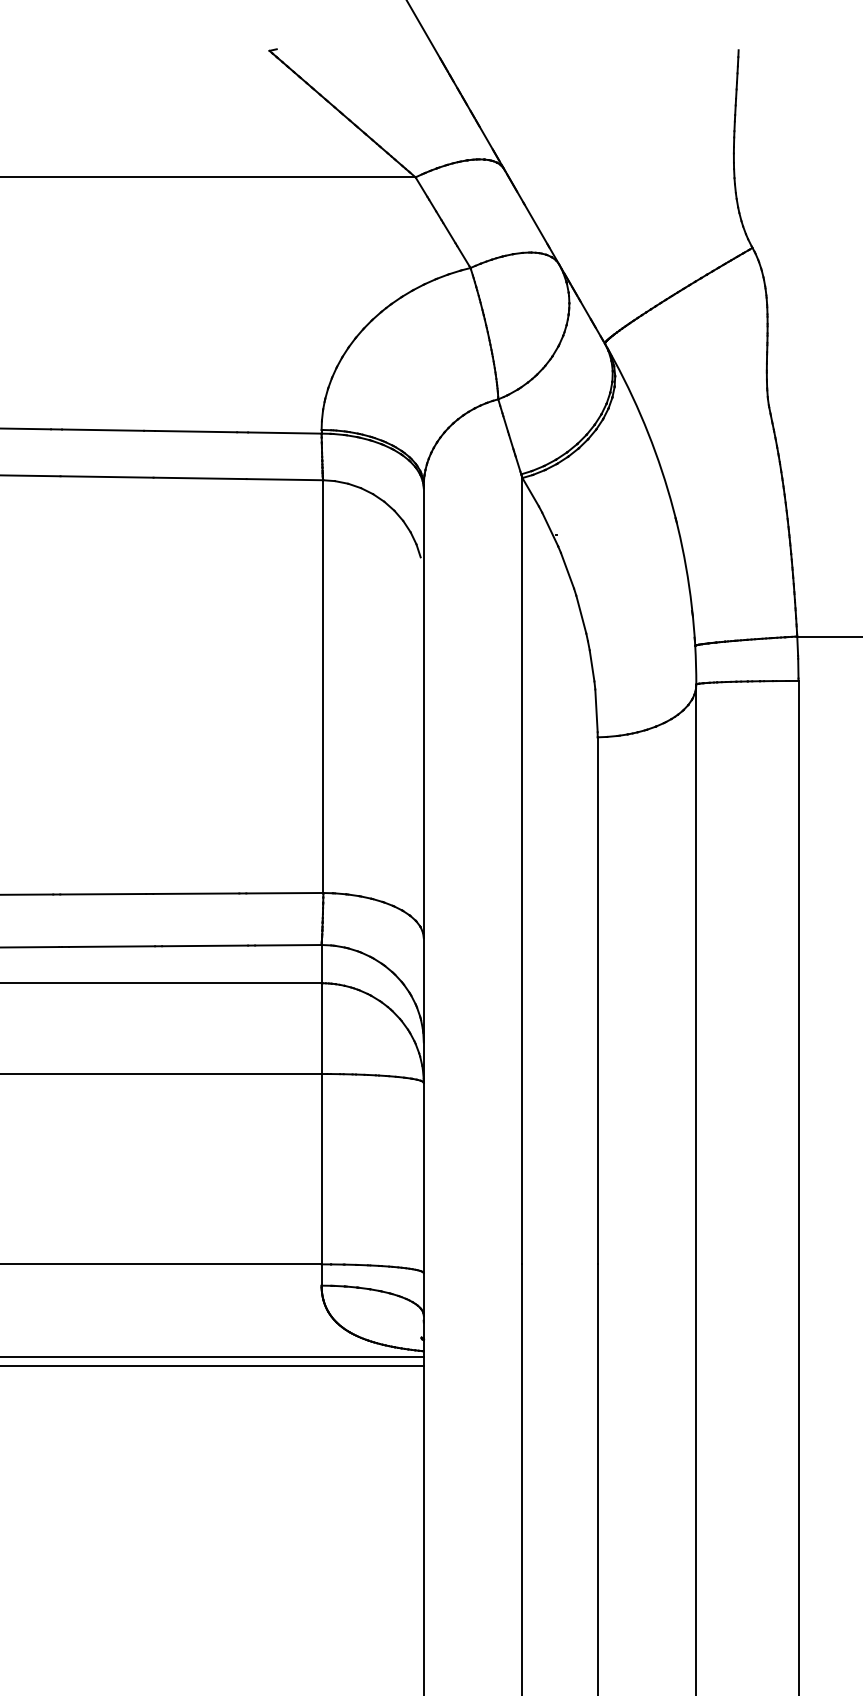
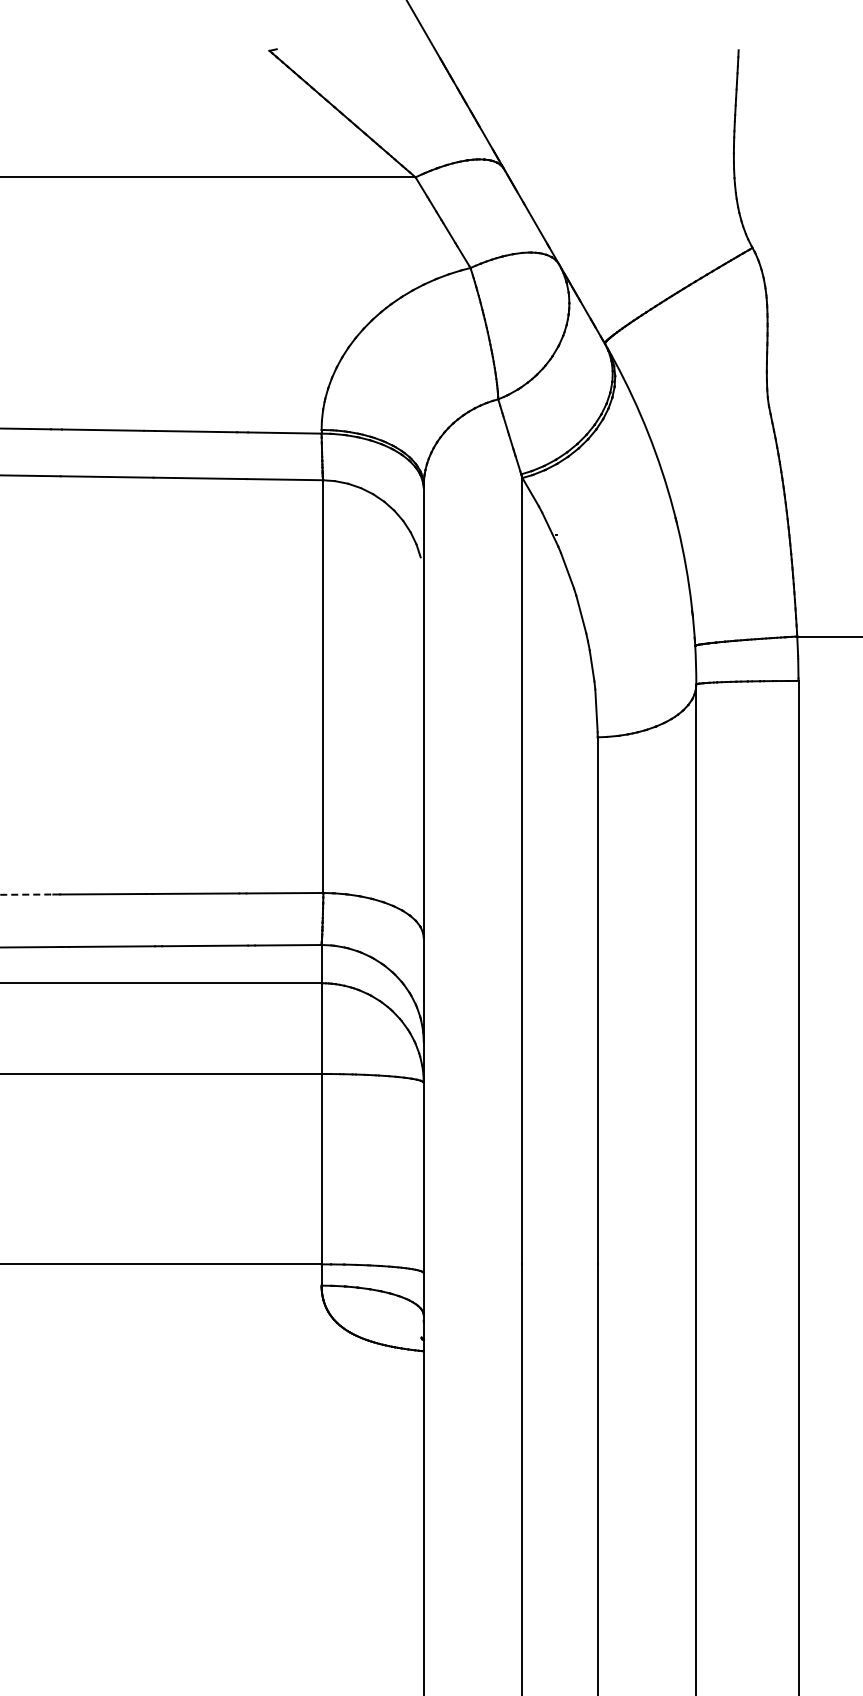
line: solid -> dashed (27, 894)
line: present -> none (212, 1357)
line: present -> none (212, 1365)
